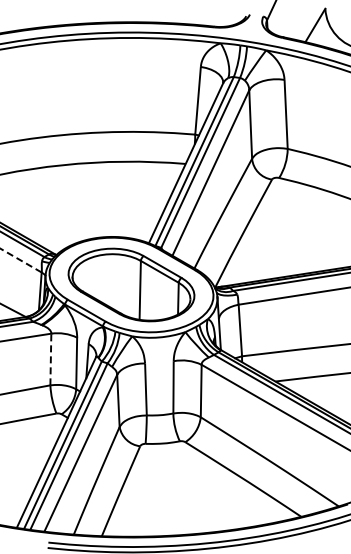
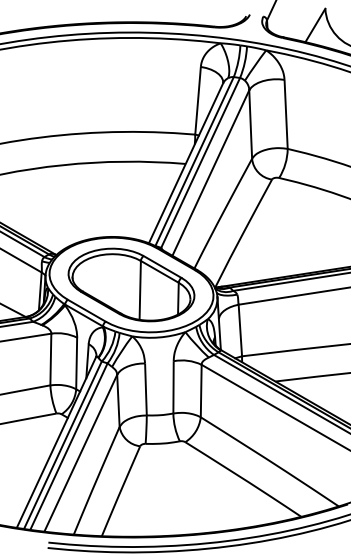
line: dashed -> solid (20, 260)
line: dashed -> solid (50, 359)
